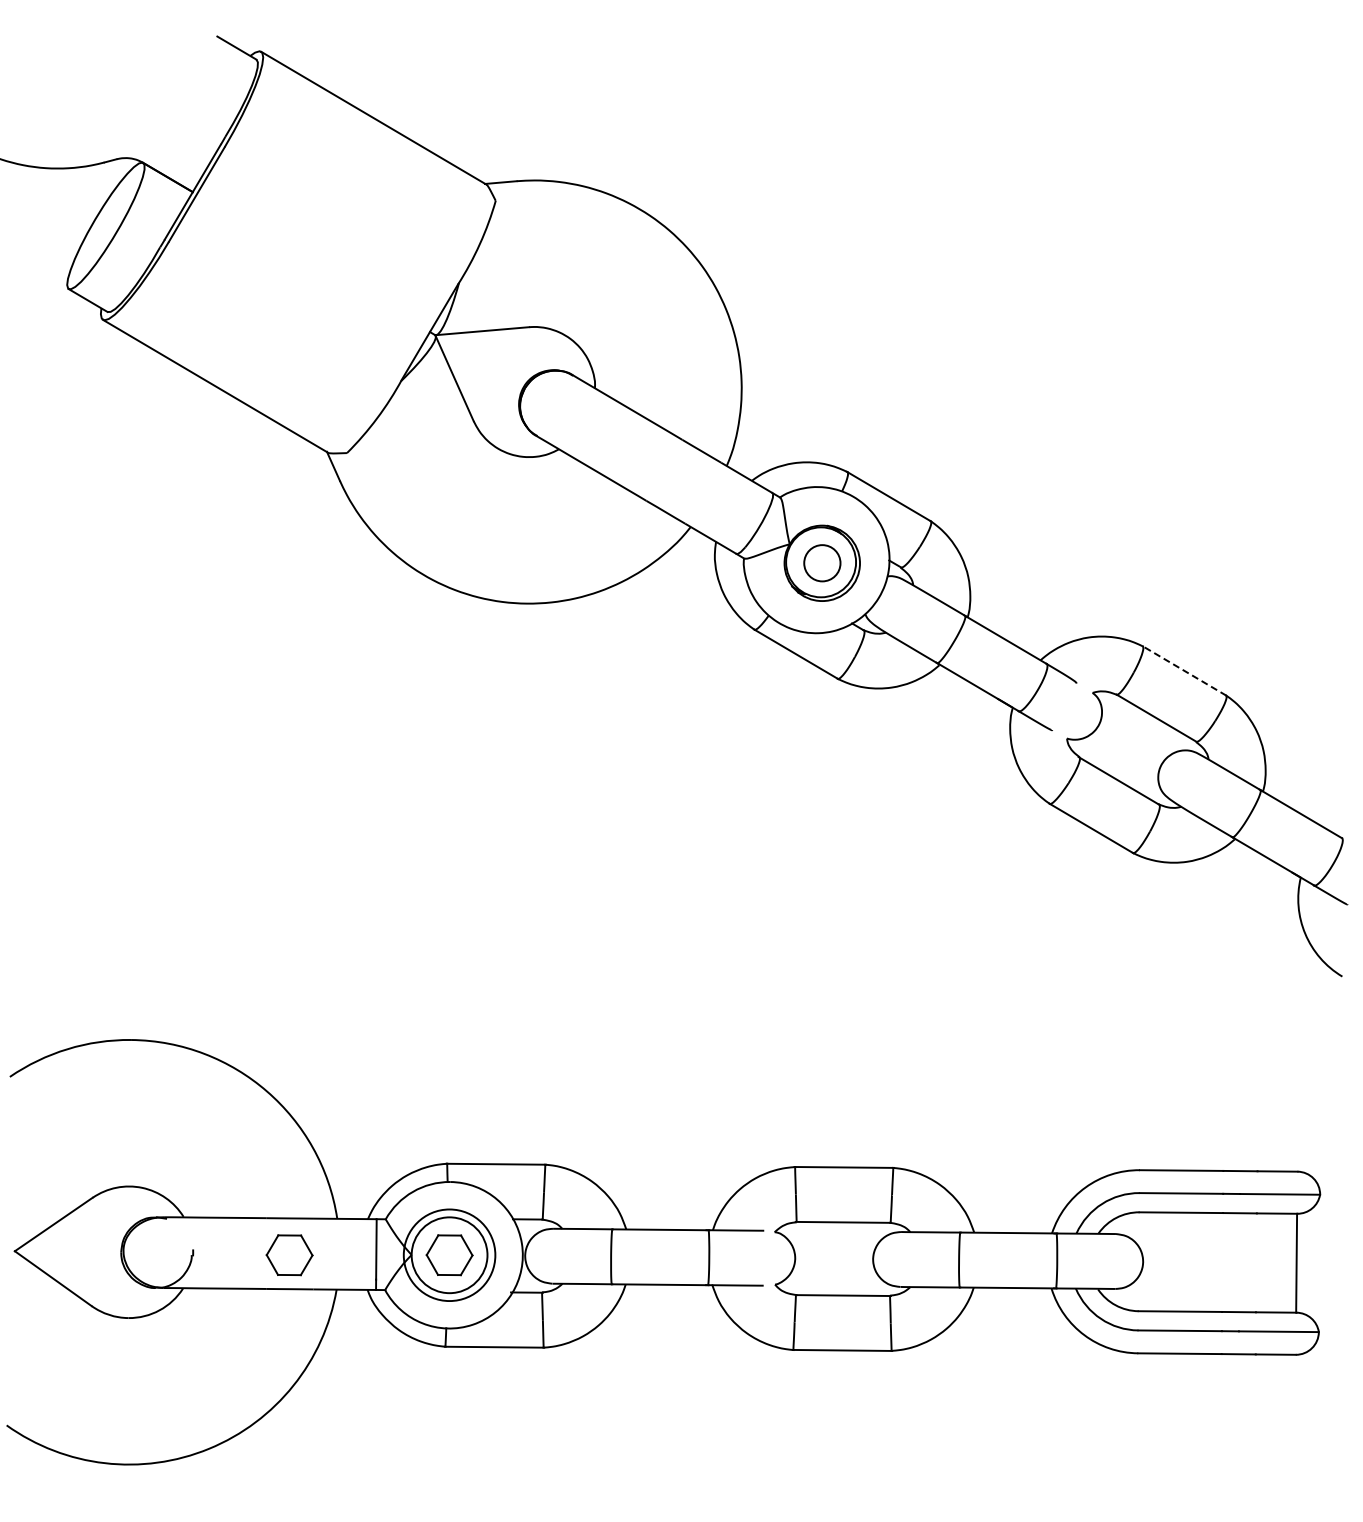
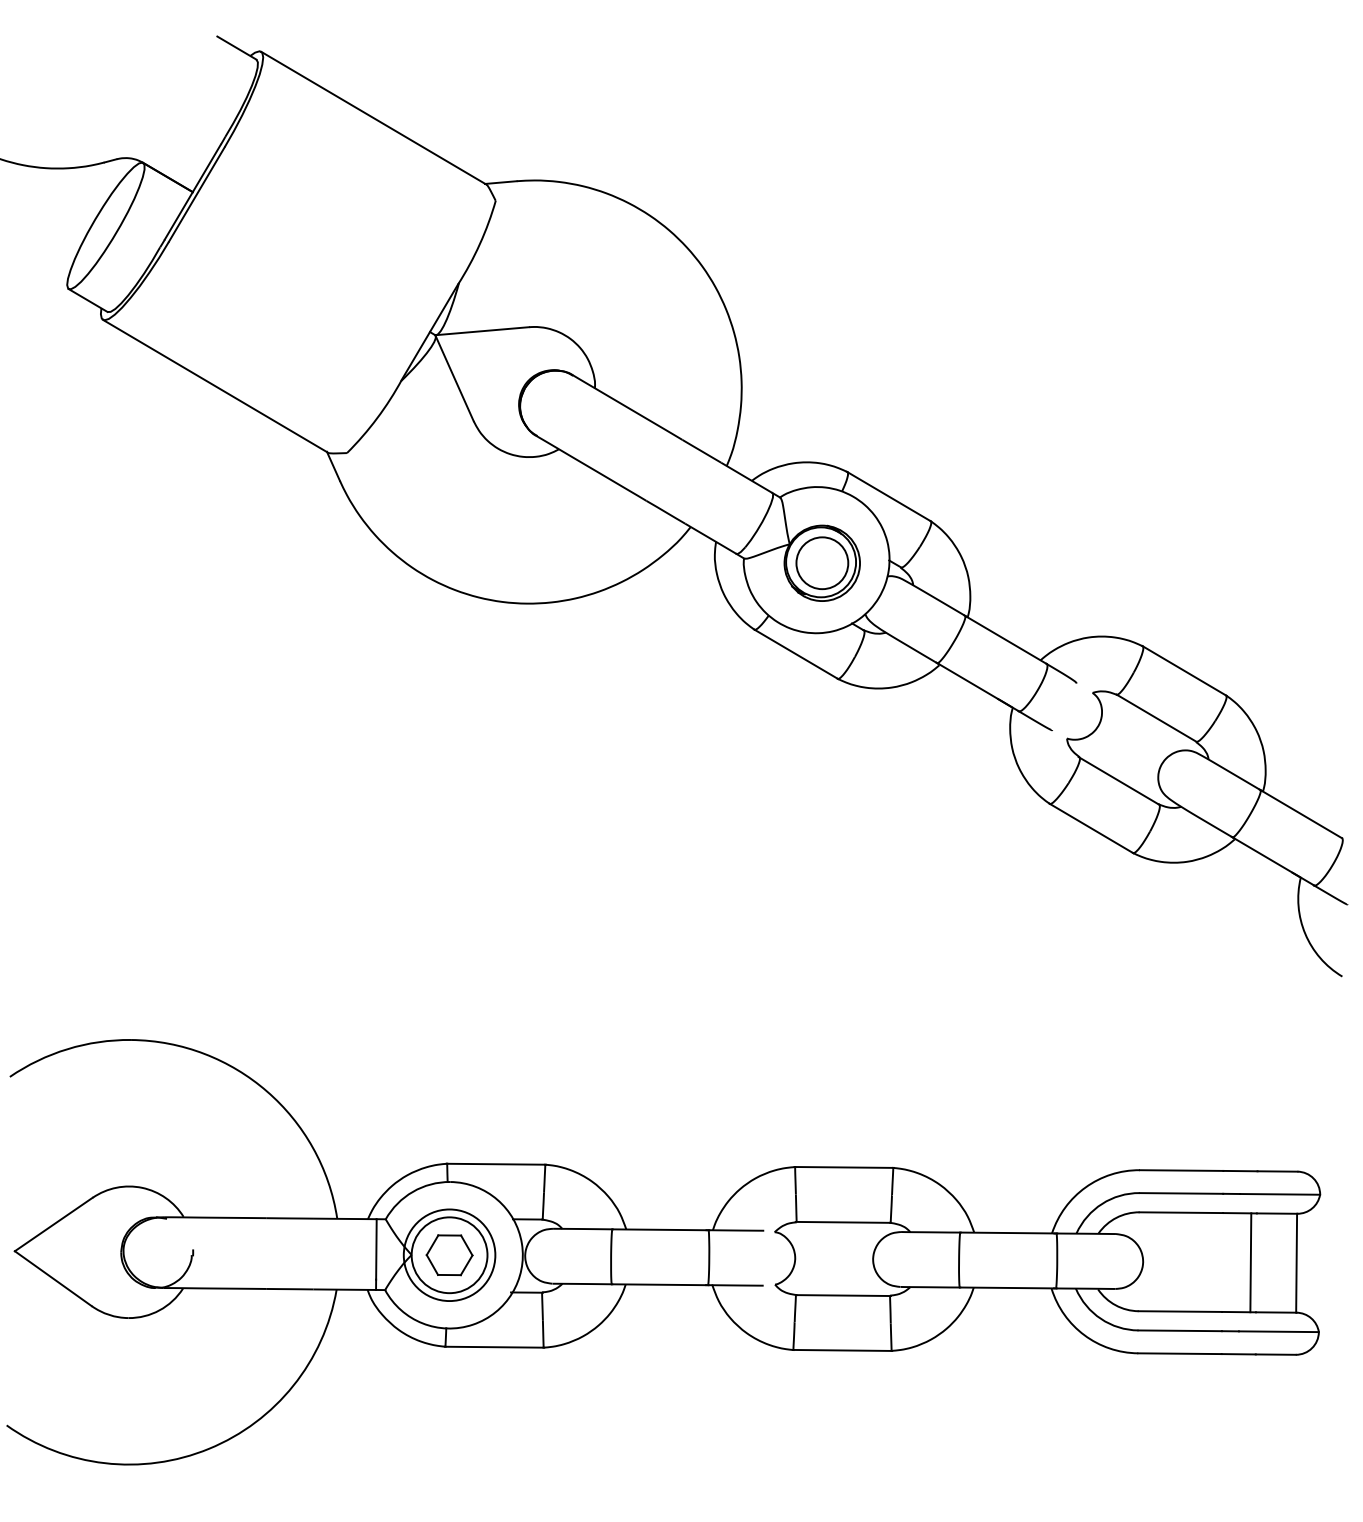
circle diameter: 36 px -> 52 px (822, 563)
line: dashed -> solid (1184, 670)
part: present -> none (289, 1255)
line: none -> present (1250, 1262)
